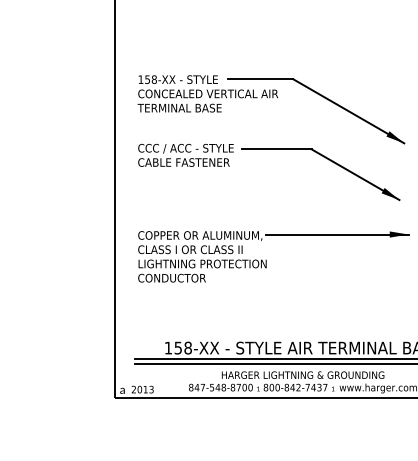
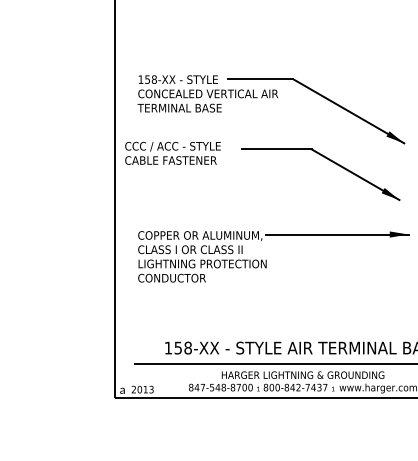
text position: (185, 155) -> (172, 153) (172, 153)
line: present -> none (274, 358)
